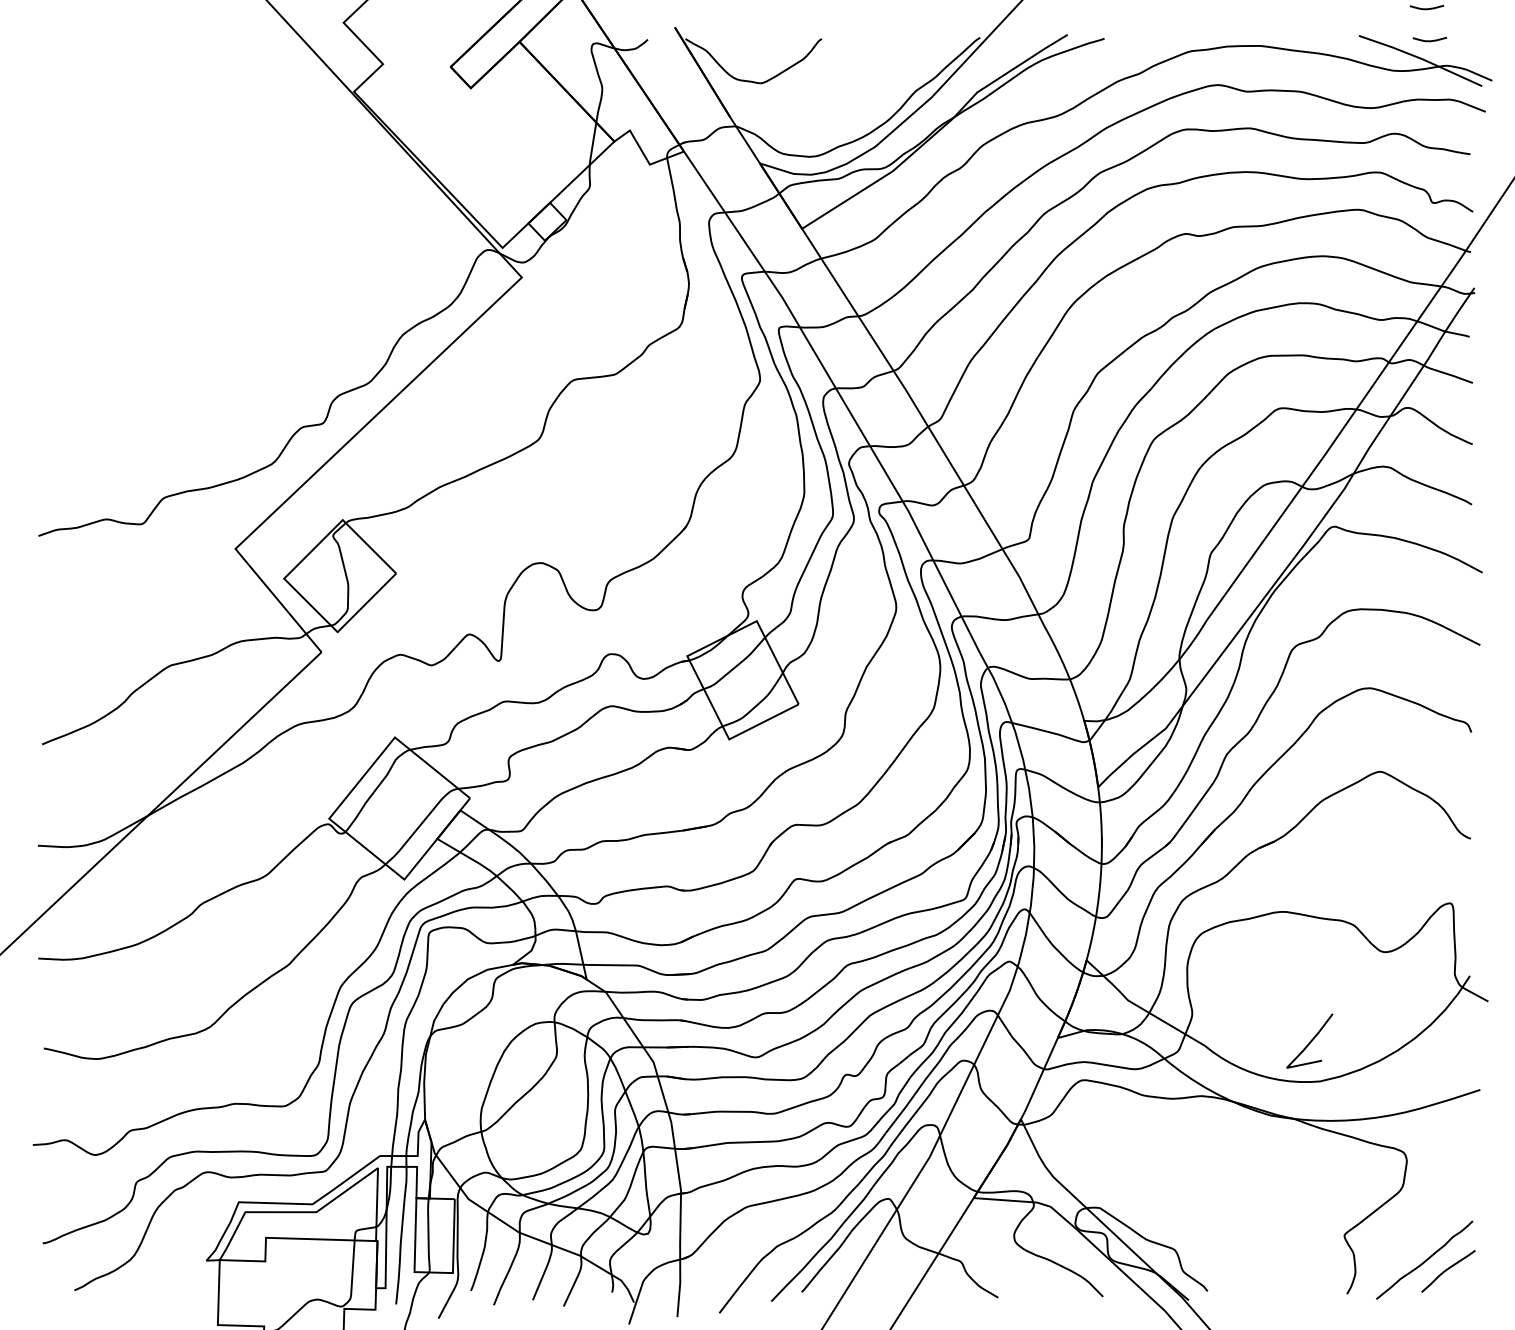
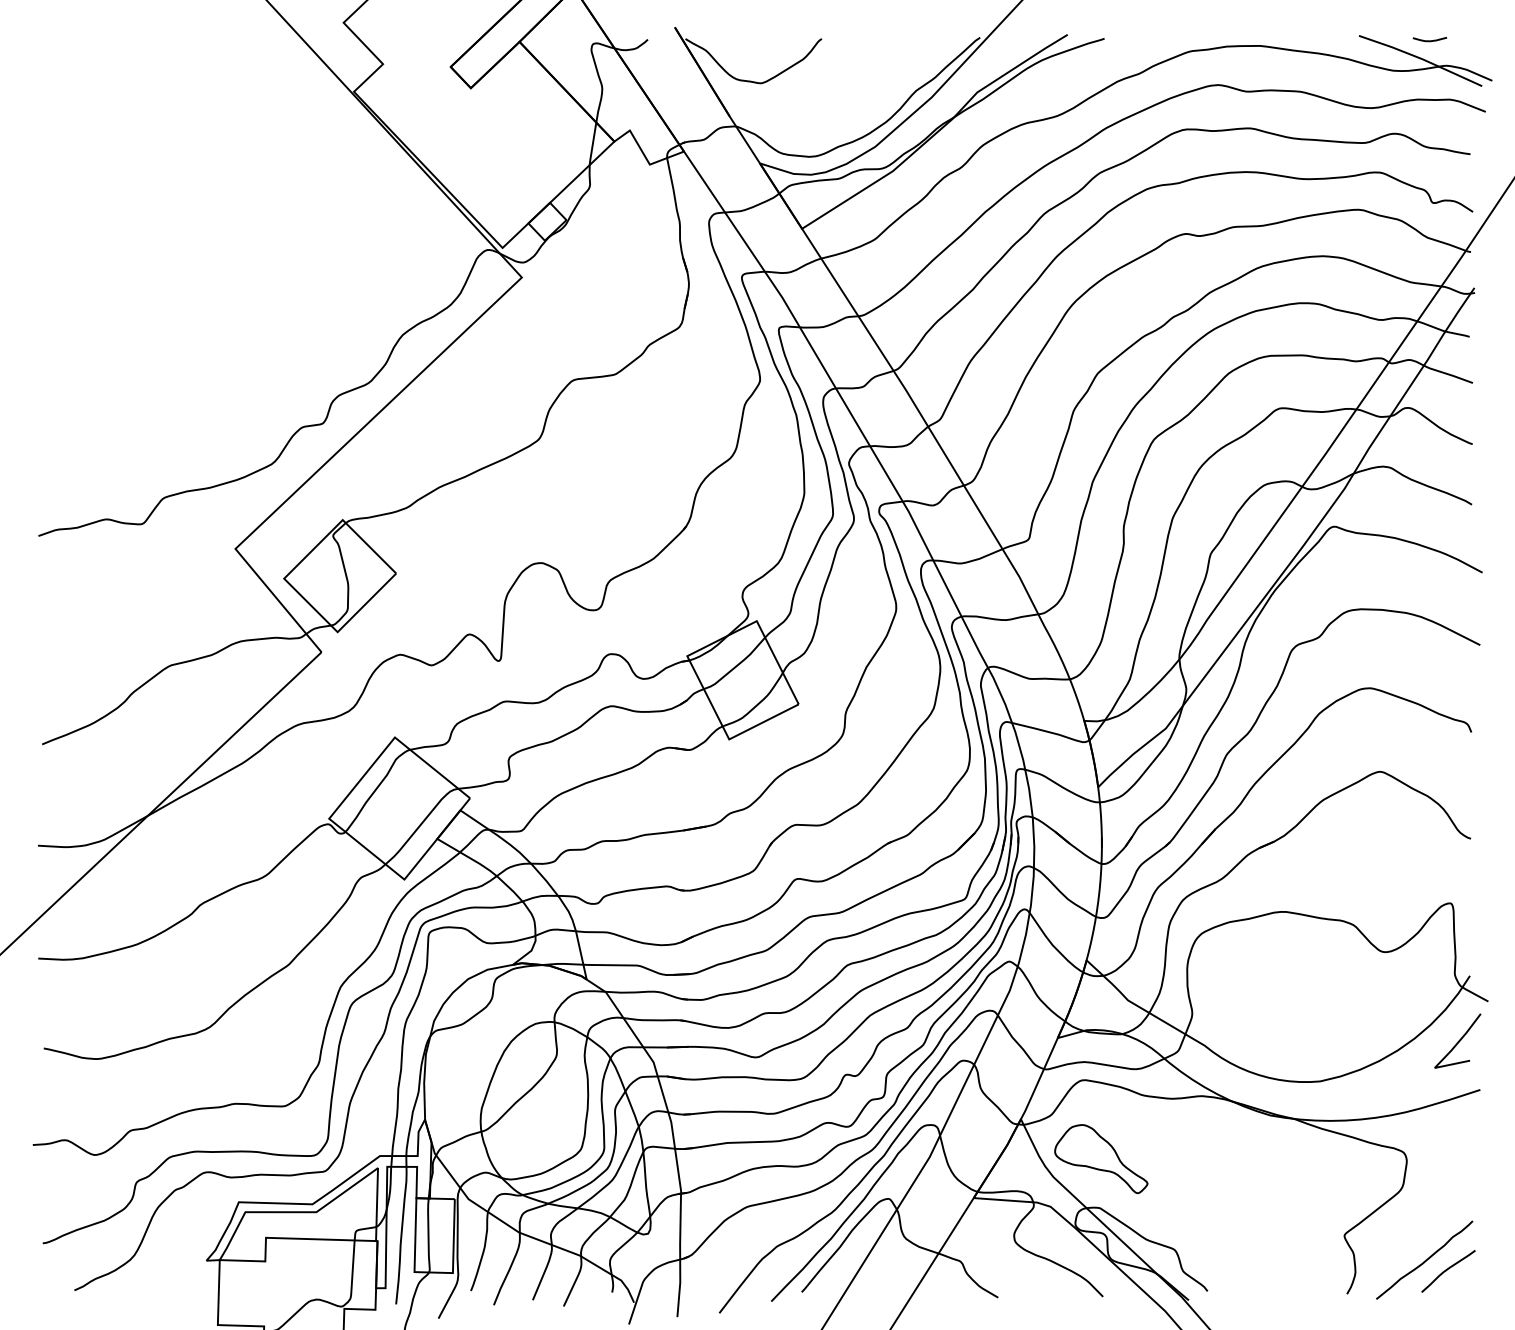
curve: present -> none (1426, 8)
line position: (1310, 1040) -> (1458, 1040) (1458, 1040)
part: none -> present (1101, 1158)
